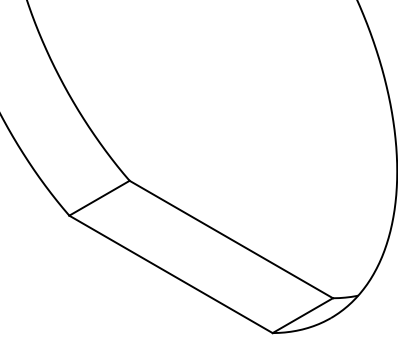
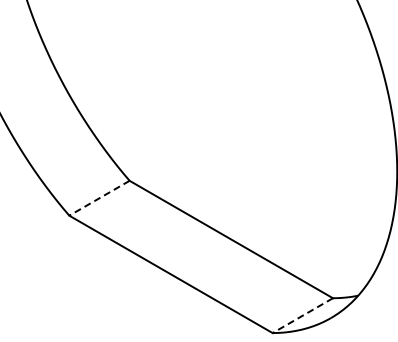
line: solid -> dashed (99, 198)
line: solid -> dashed (302, 315)
